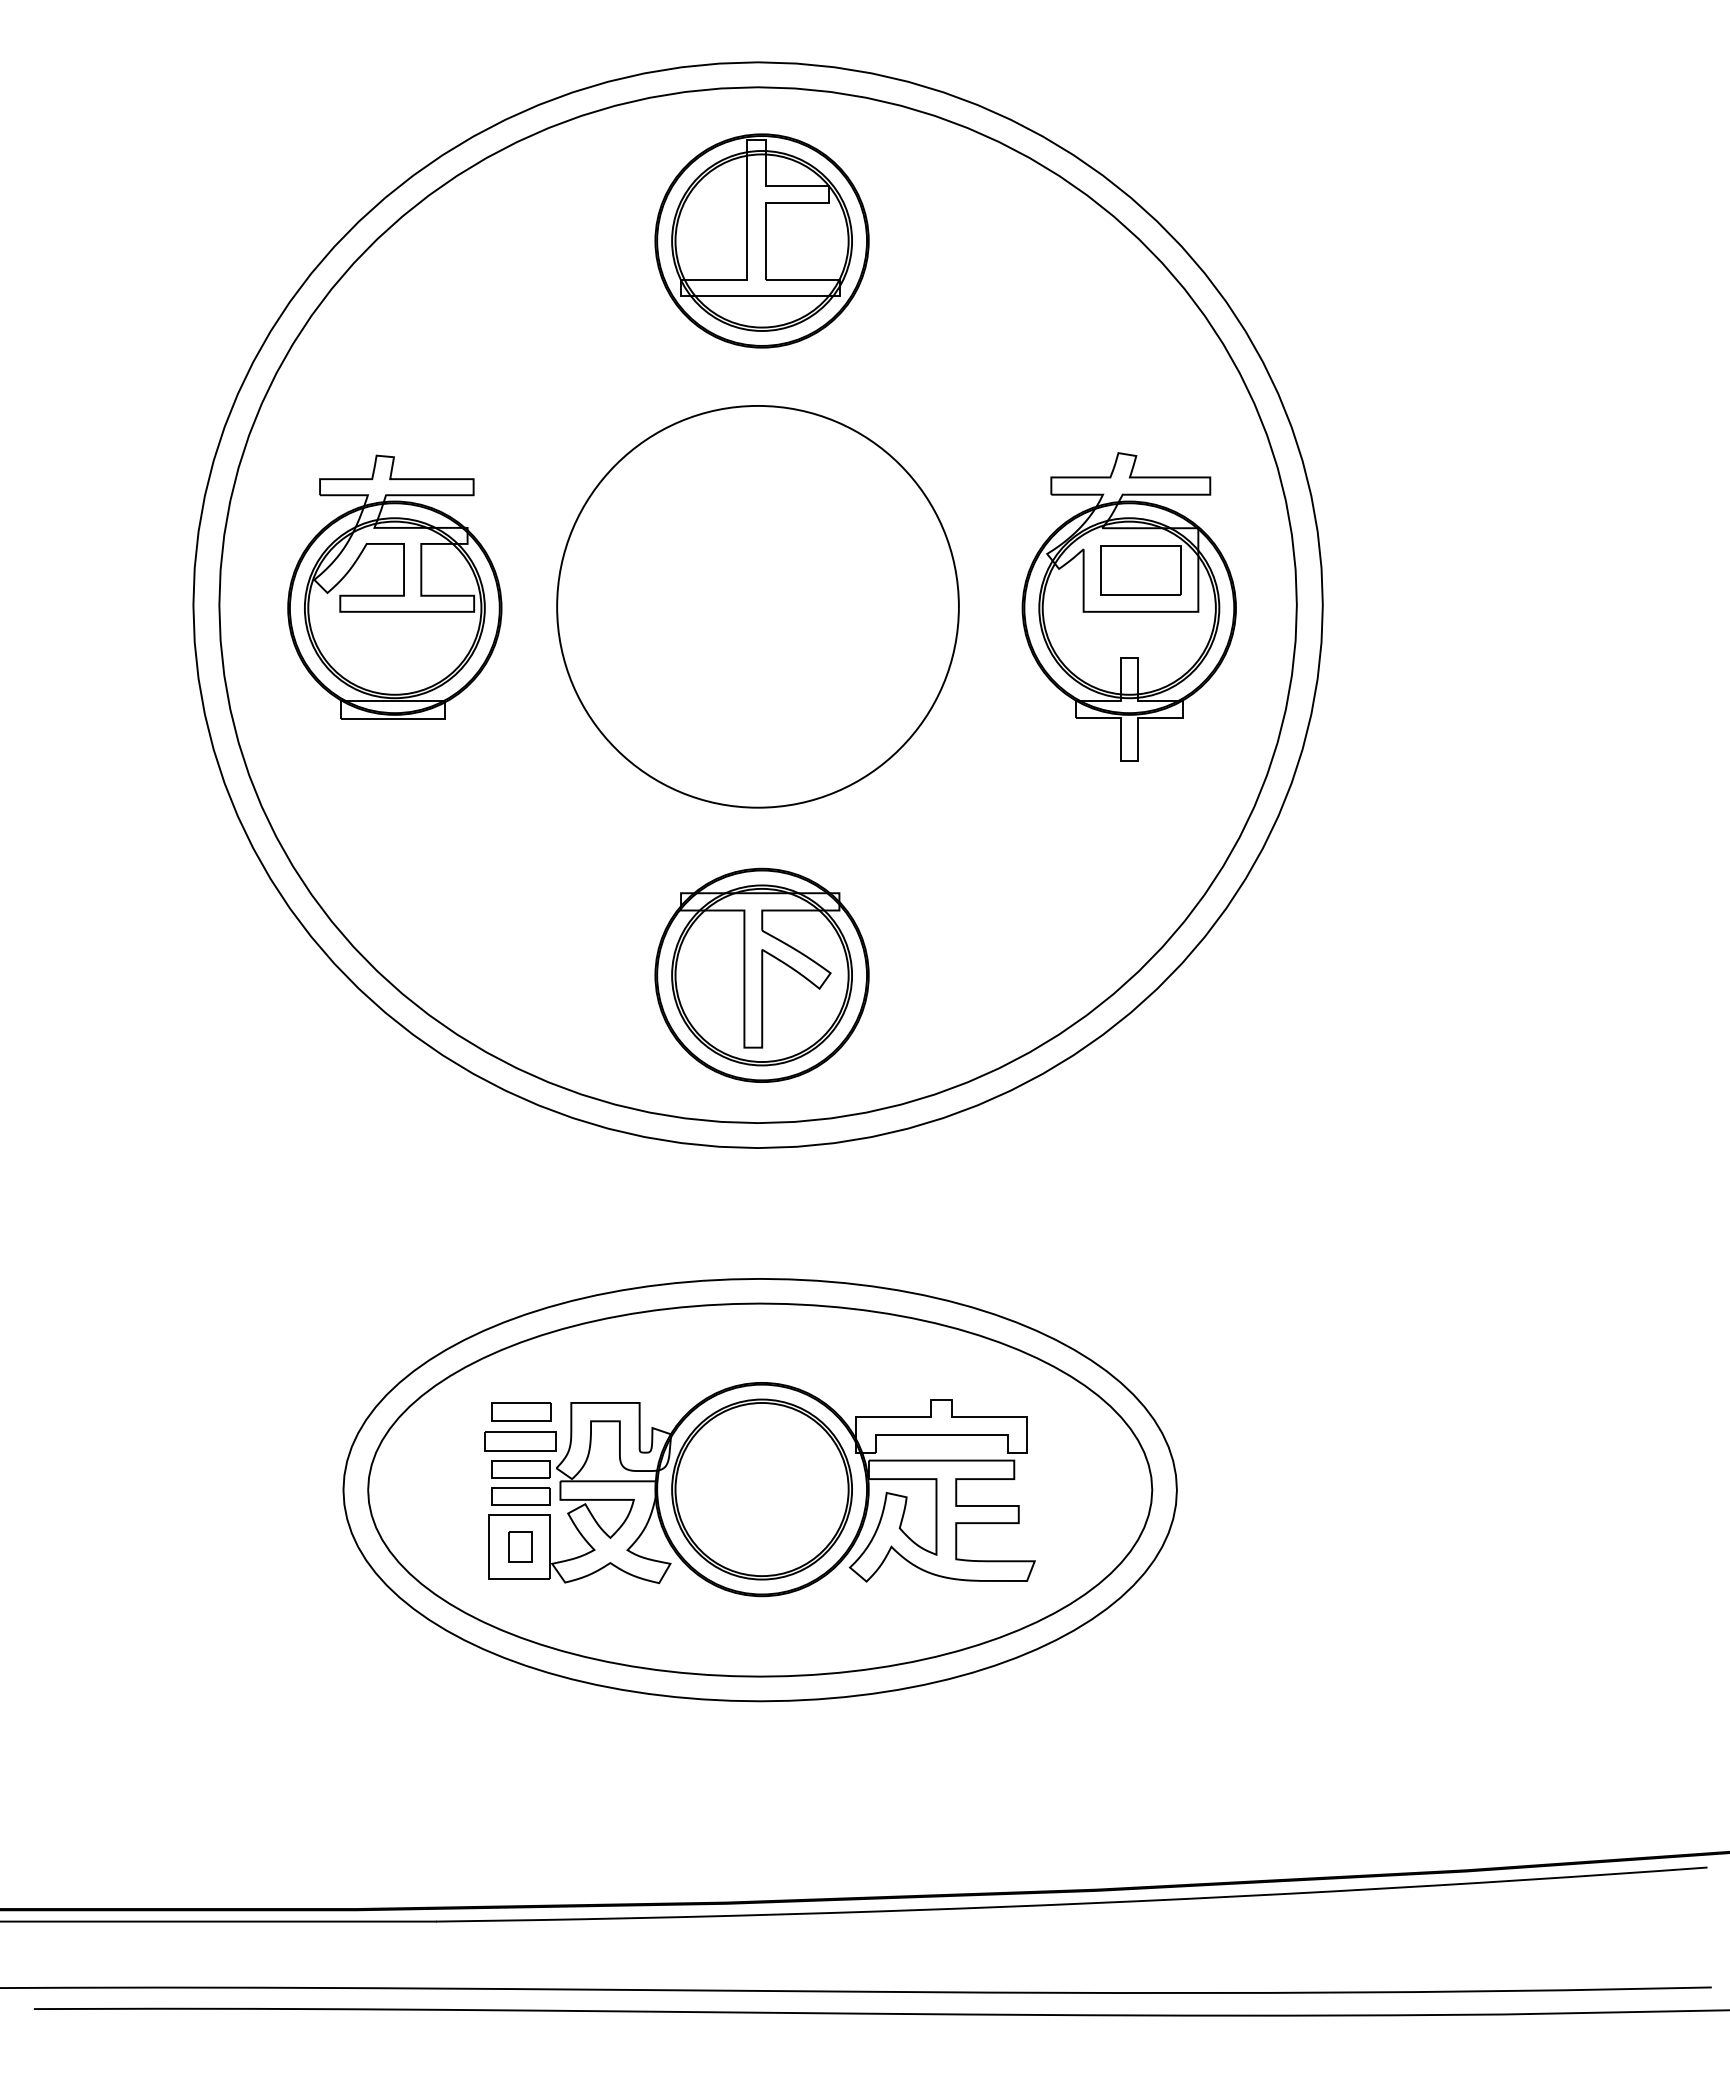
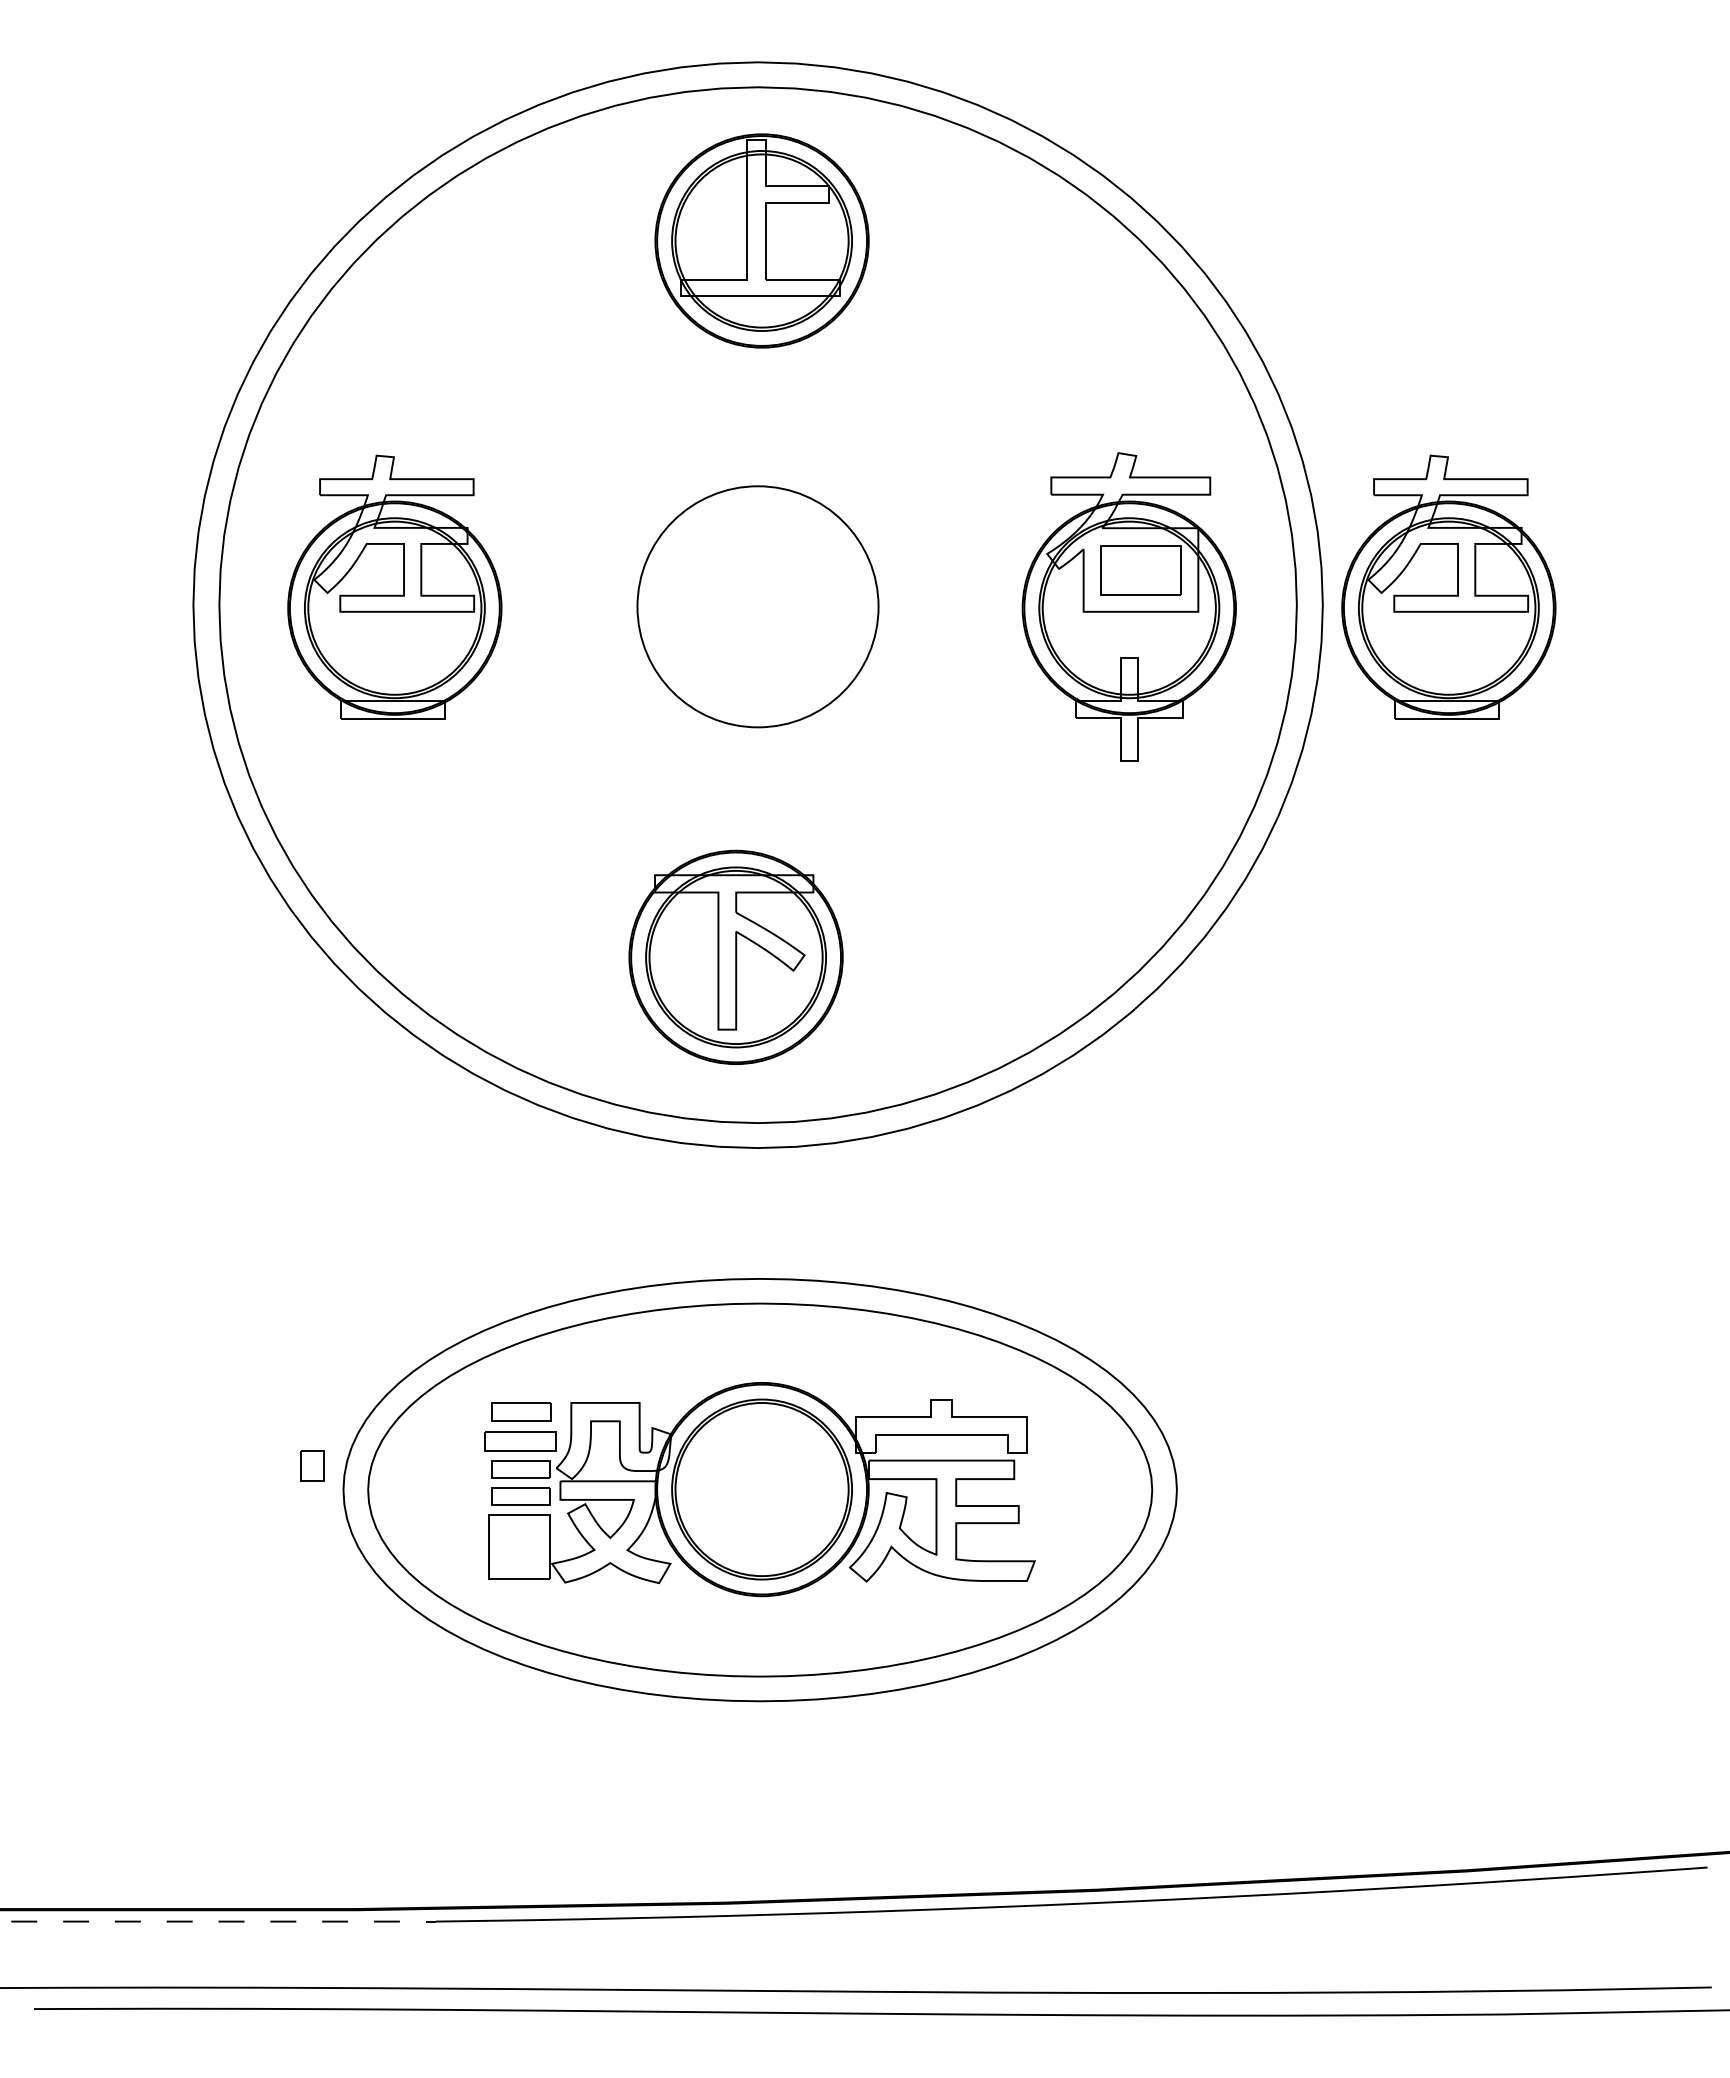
part: none -> present (1448, 586)
circle diameter: 402 px -> 241 px (757, 606)
part position: (761, 974) -> (735, 956) (735, 956)
part position: (520, 1546) -> (312, 1465) (312, 1465)
line: solid -> dashed (218, 1921)
